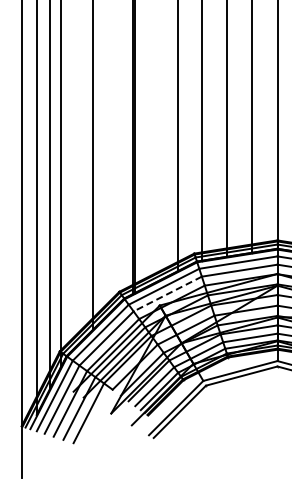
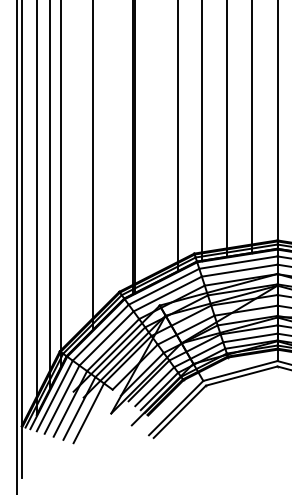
line: none -> present (16, 246)
line: dashed -> solid (167, 294)
